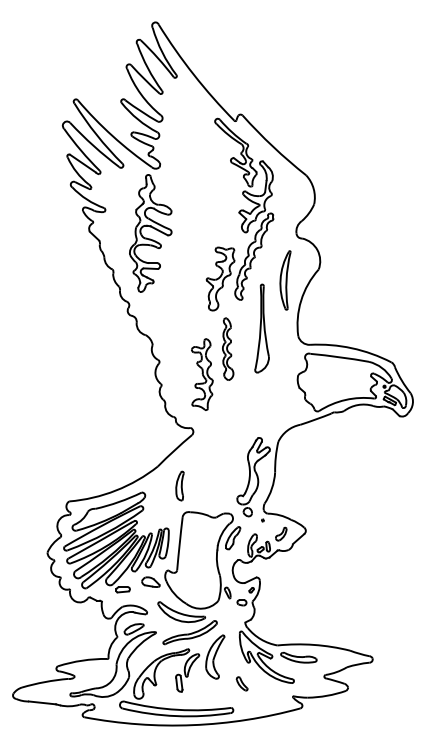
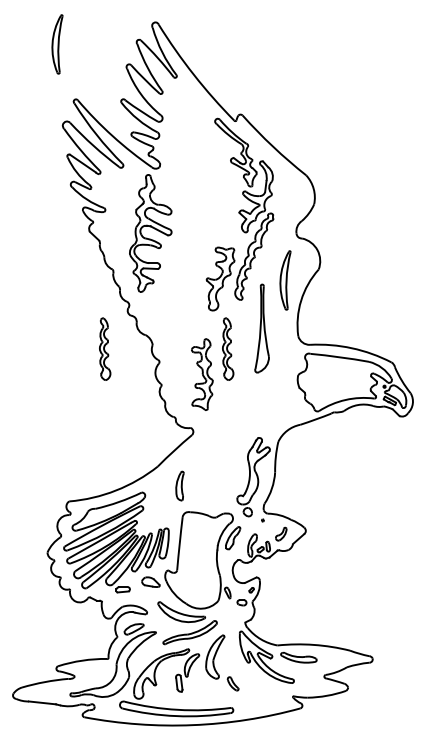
part: none -> present (57, 44)
part: none -> present (105, 348)
part position: (241, 683) -> (232, 683) (232, 683)
